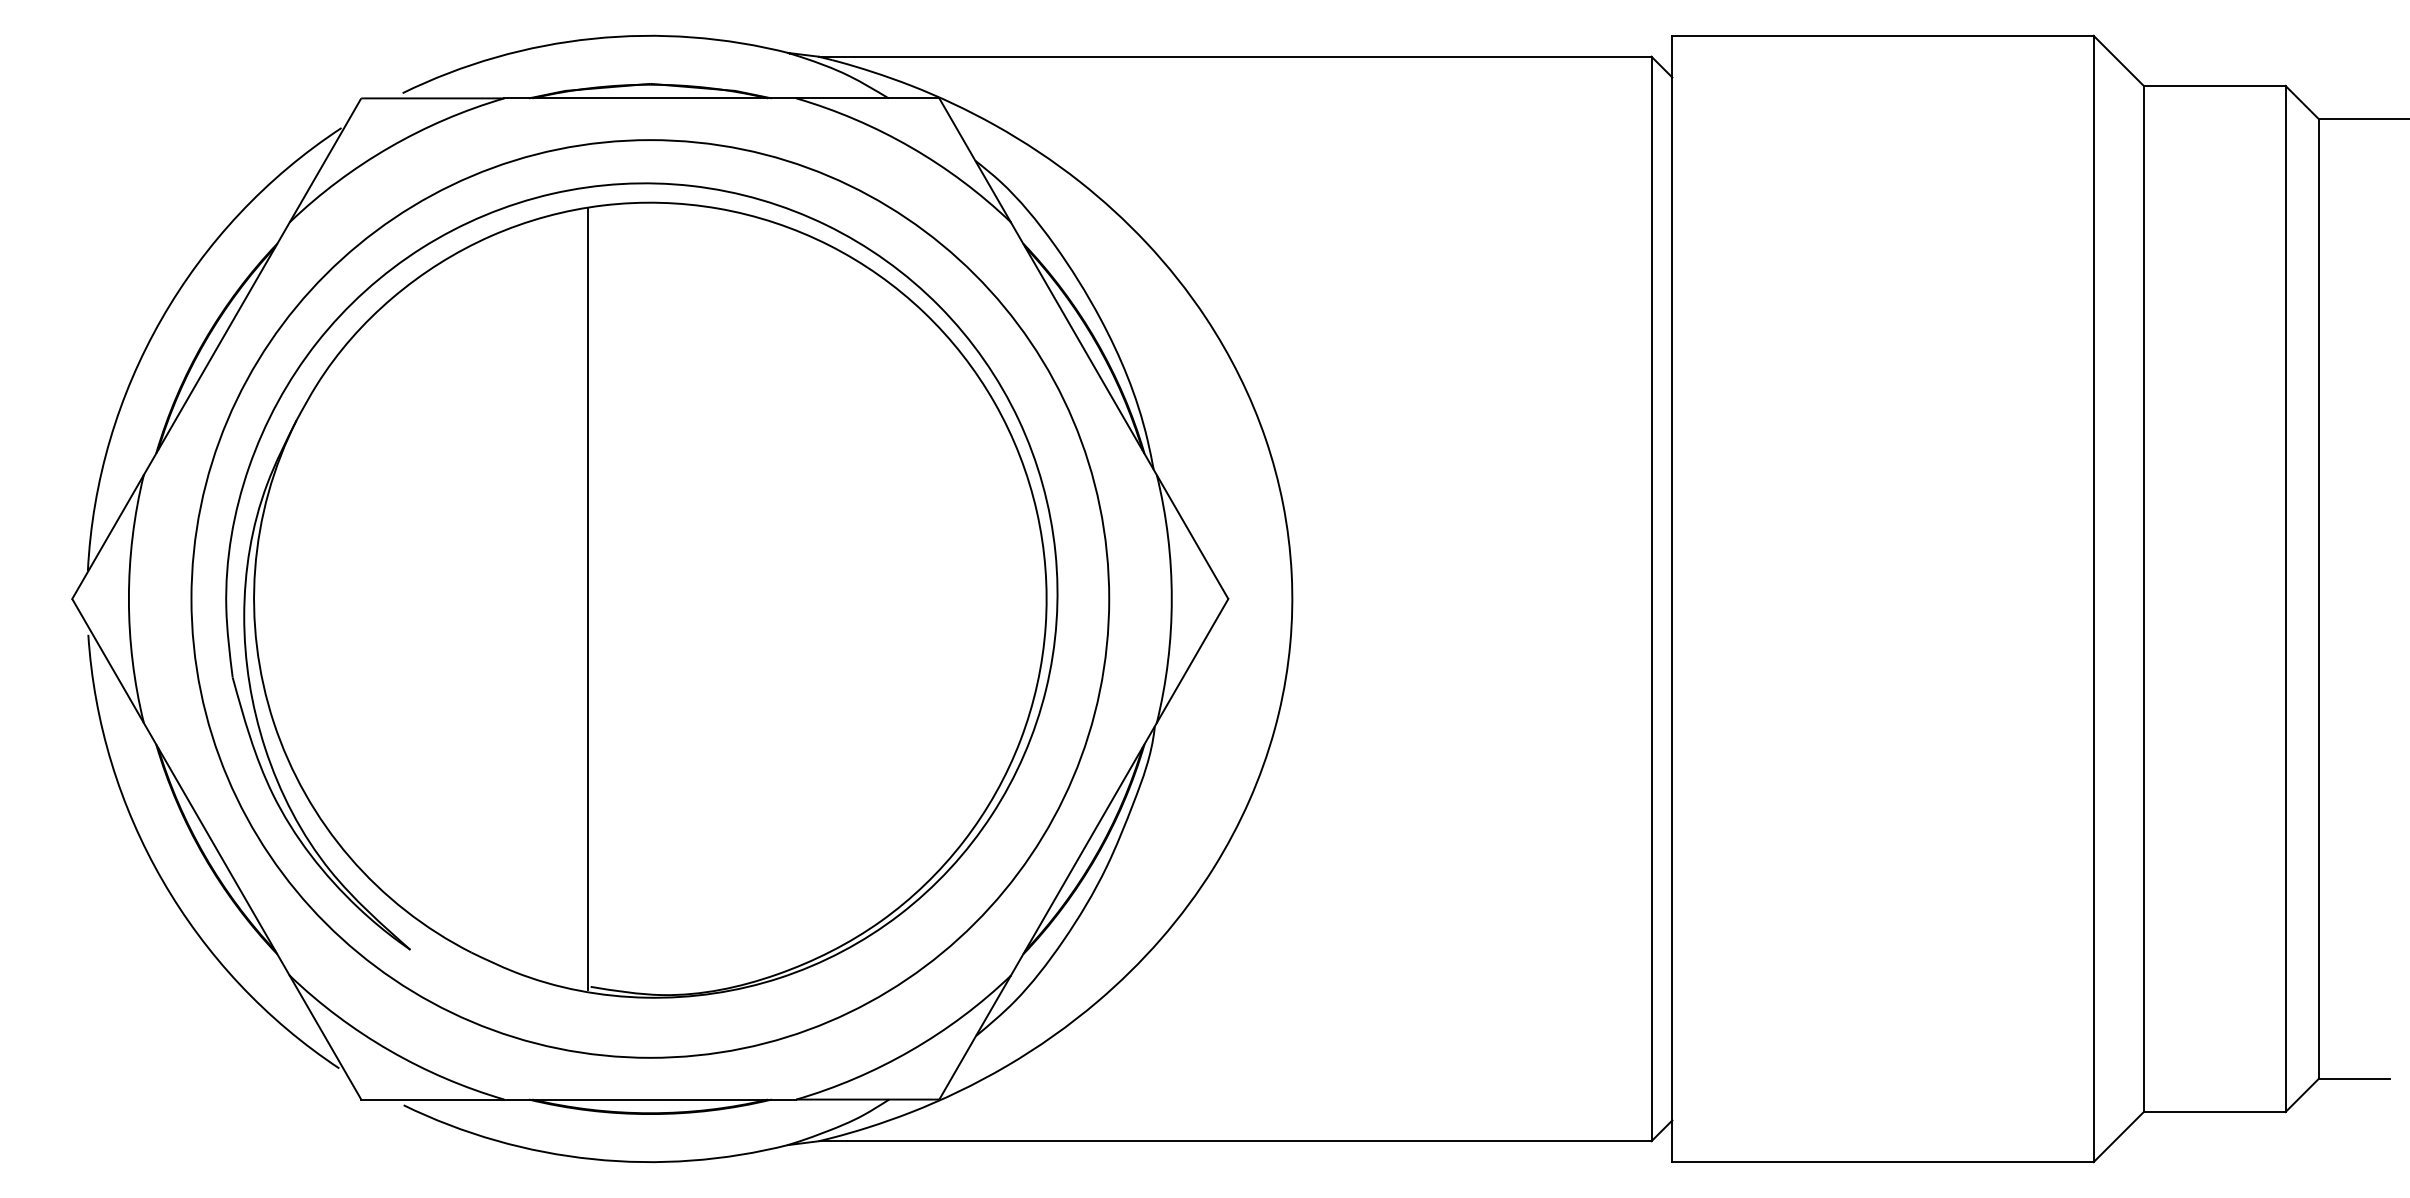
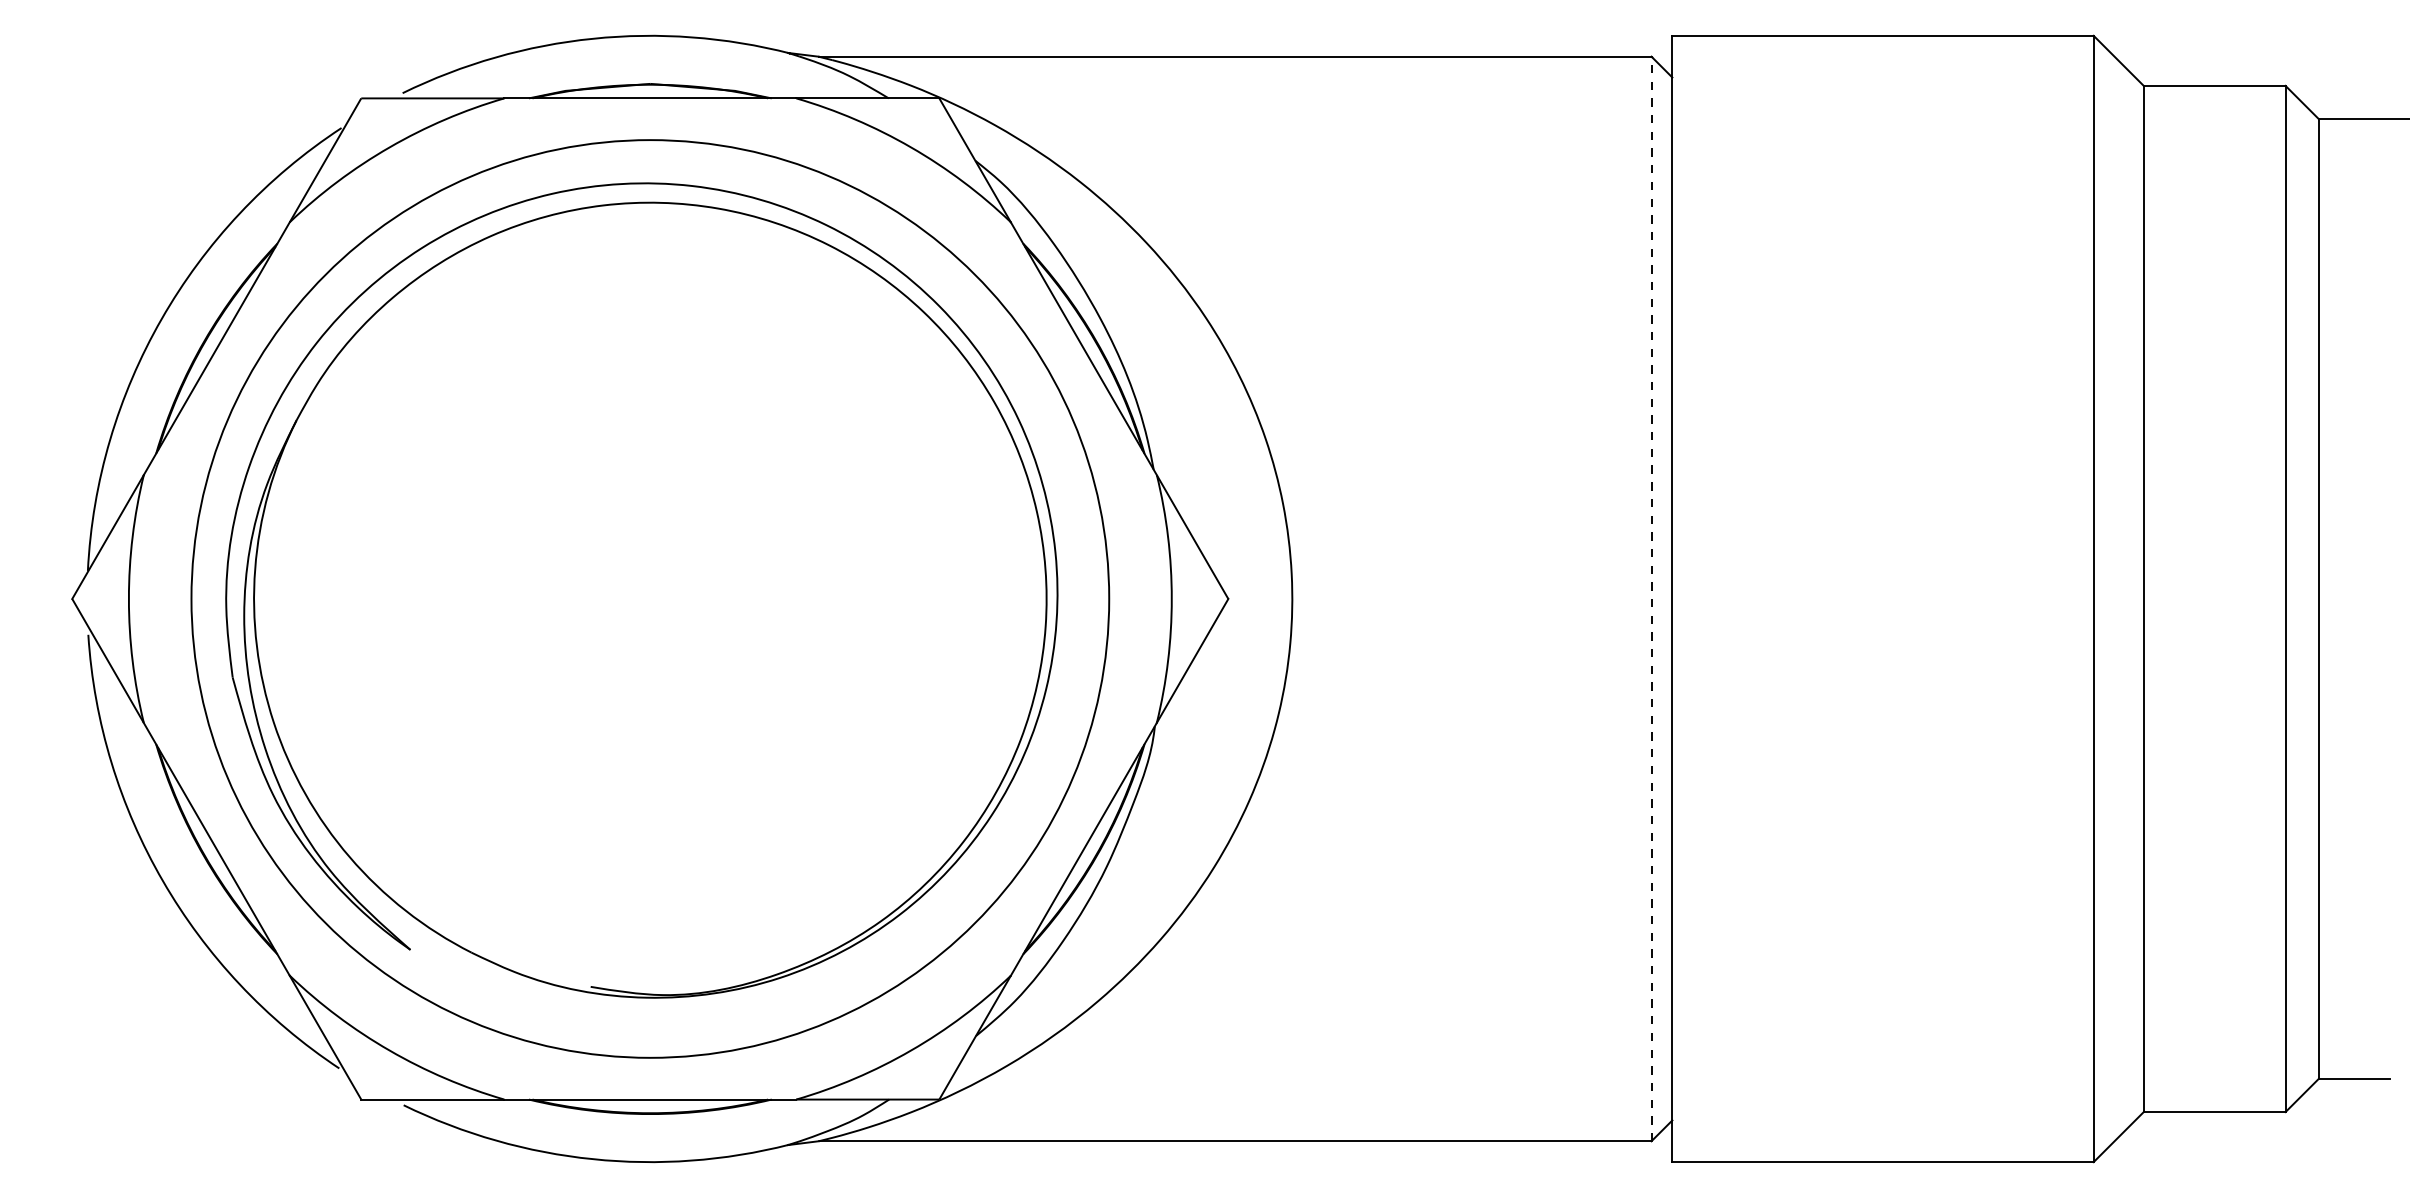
line: present -> none (587, 598)
line: solid -> dashed (1651, 598)
